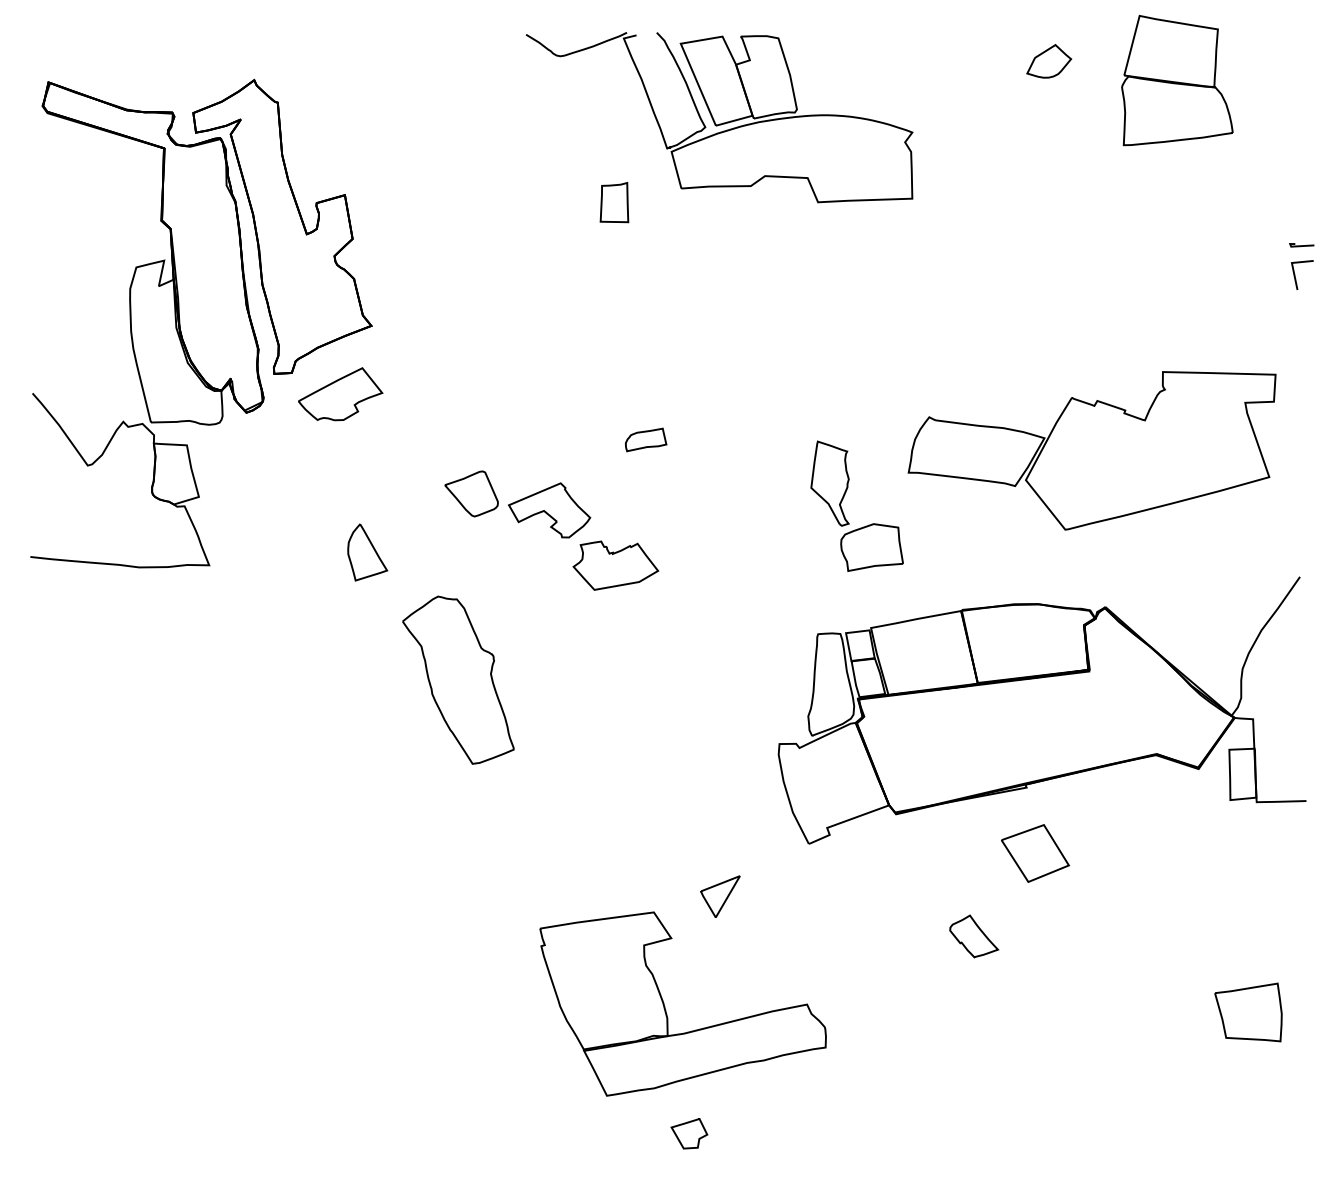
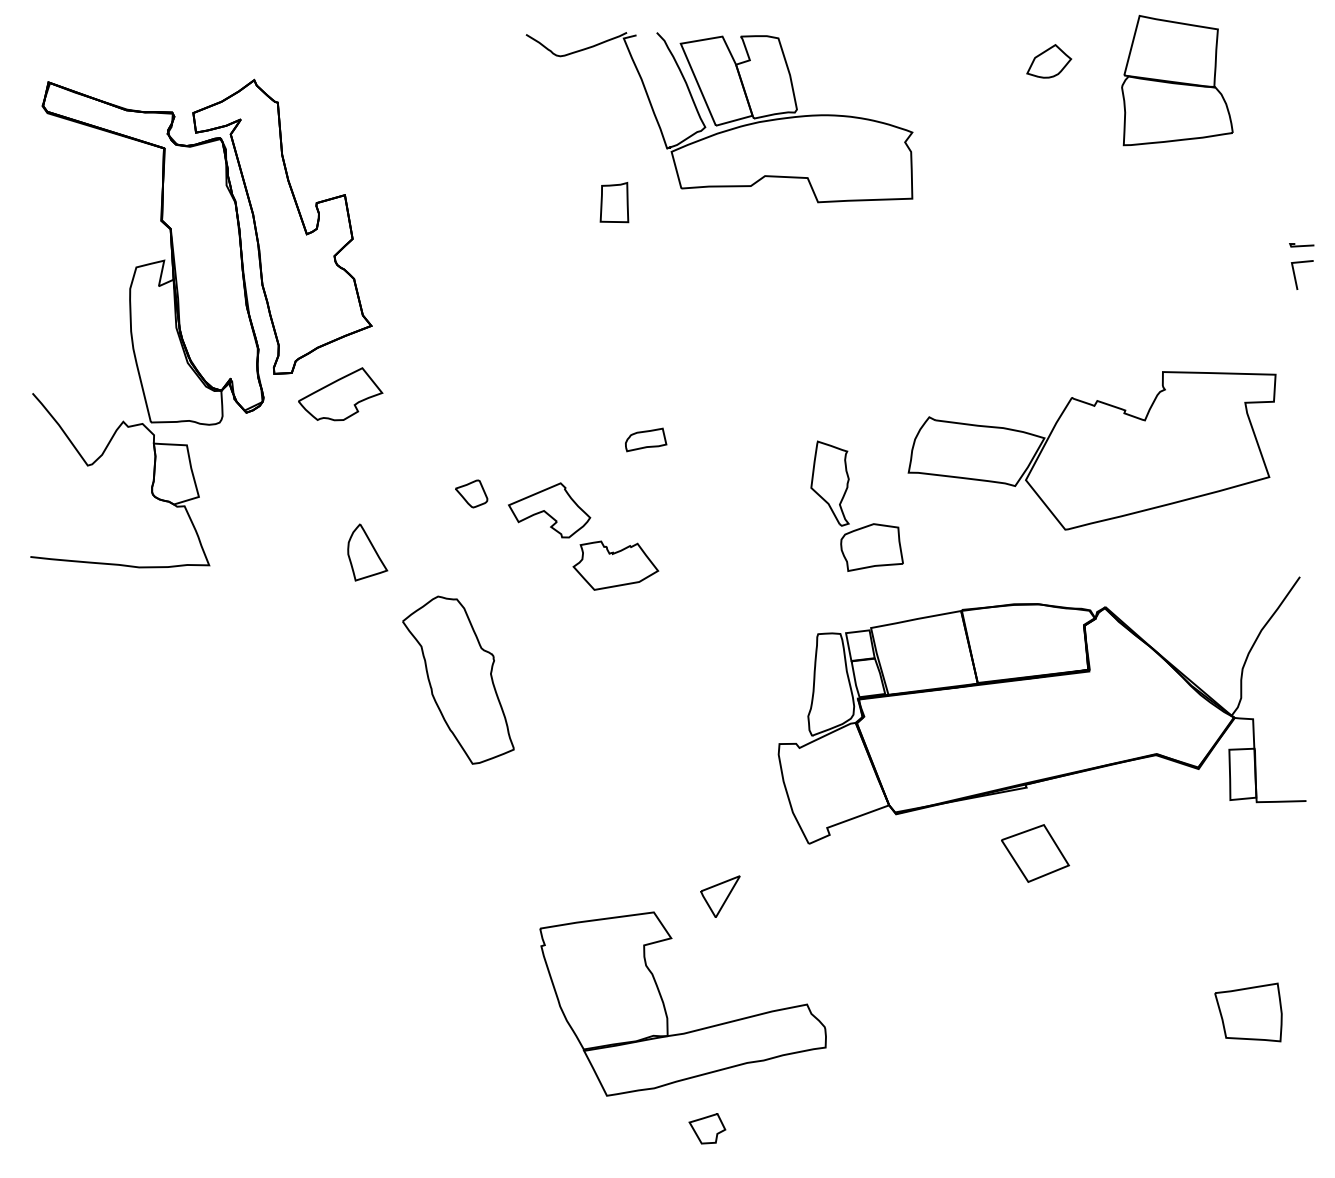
part size: 55x48 px -> 34x30 px (471, 493)
part: present -> none (974, 936)
part position: (689, 1133) -> (707, 1128) (707, 1128)
